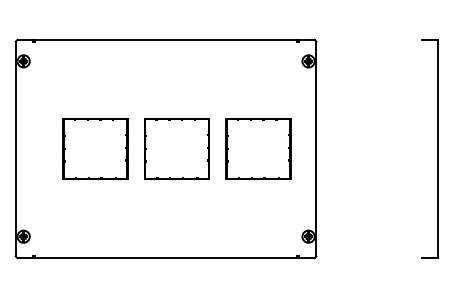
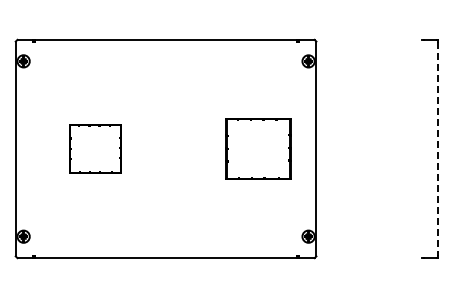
part size: 67x62 px -> 53x50 px (95, 148)
part: present -> none (176, 148)
line: solid -> dashed (438, 149)
